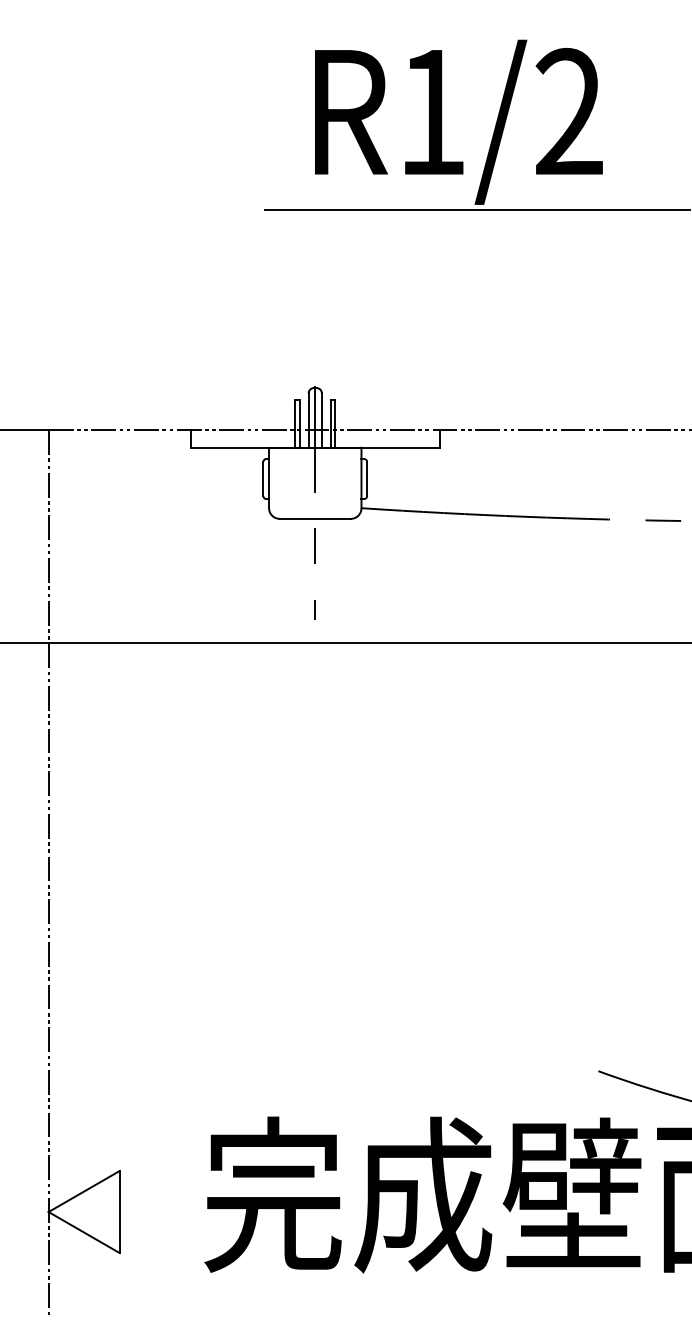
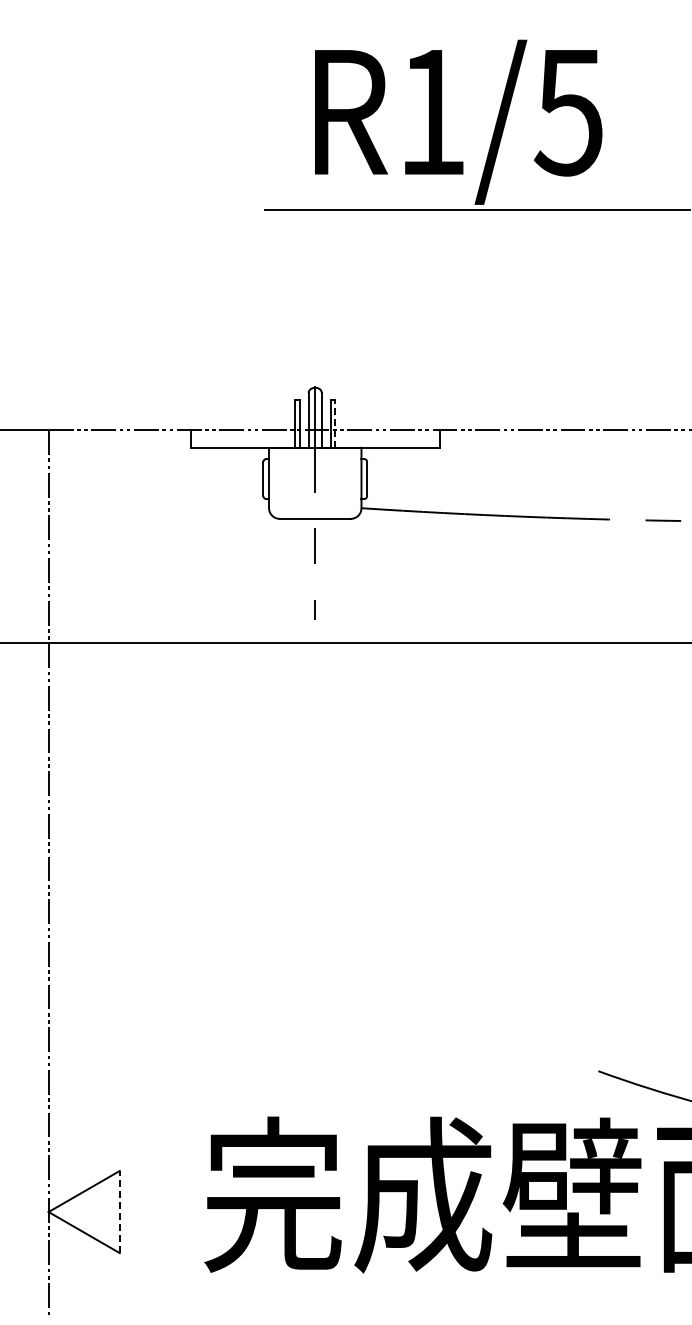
text: R1/2 -> R1/5 (567, 111)
line: solid -> dashed (335, 423)
line: solid -> dashed (119, 1211)
